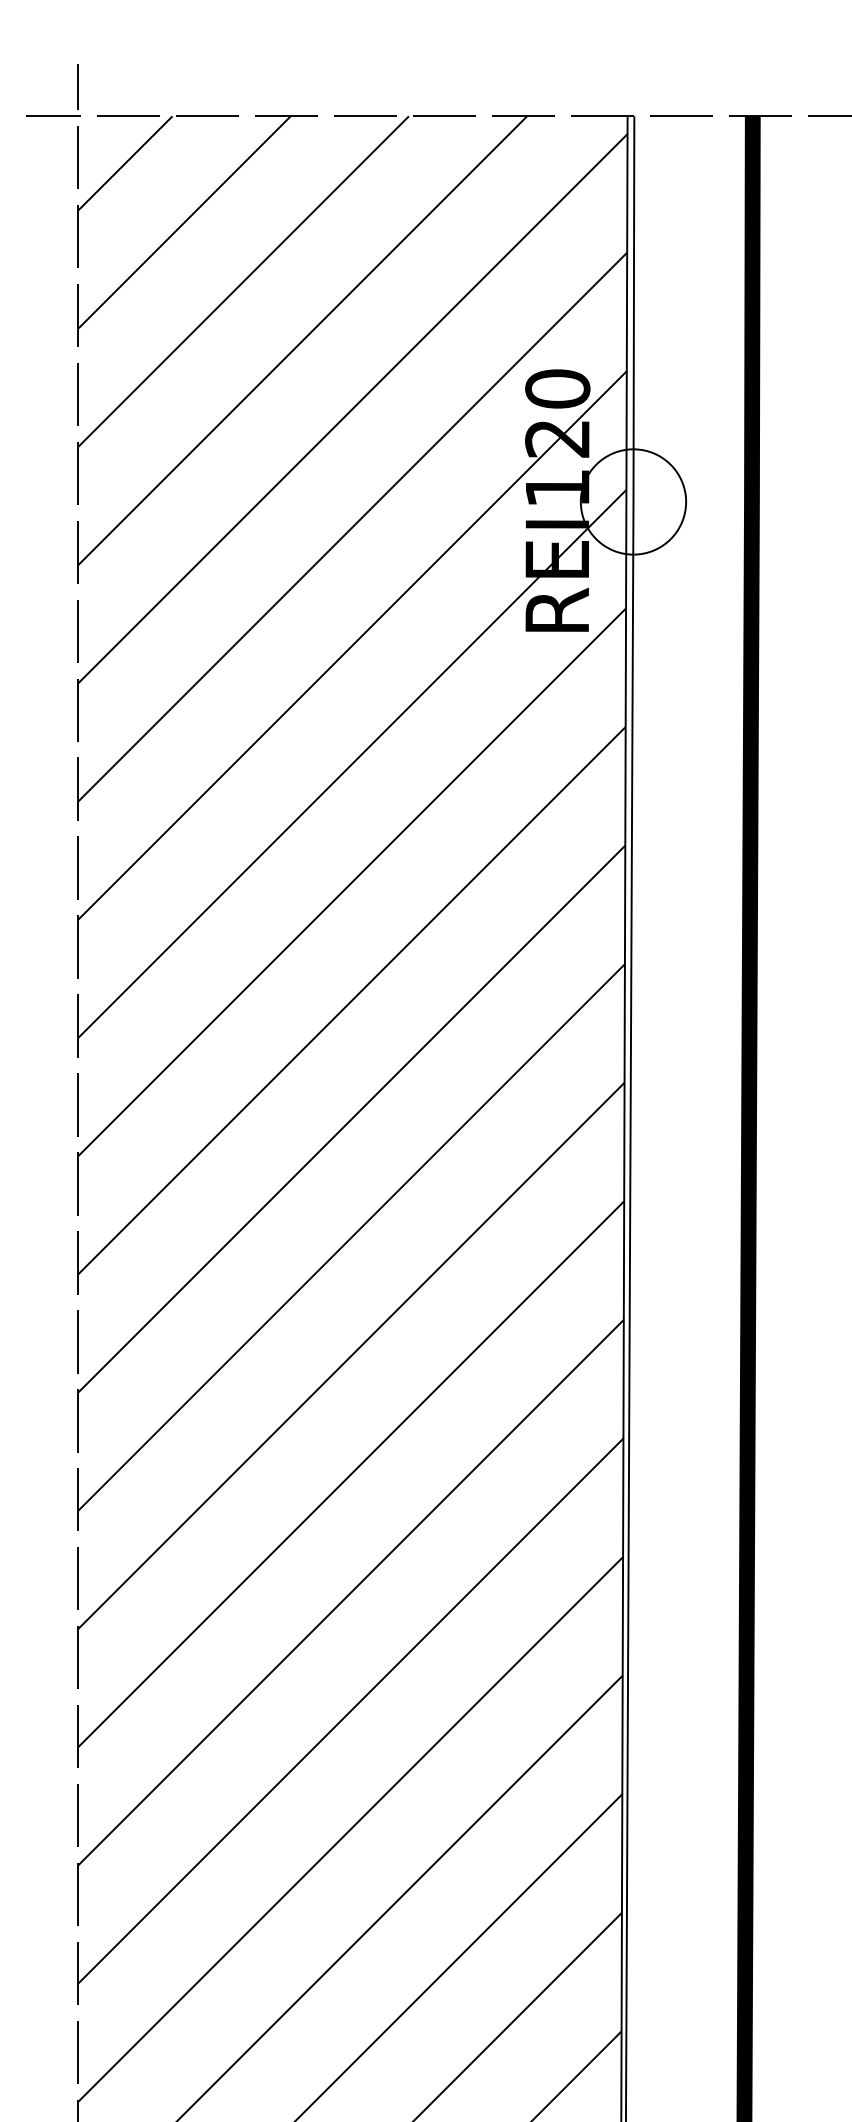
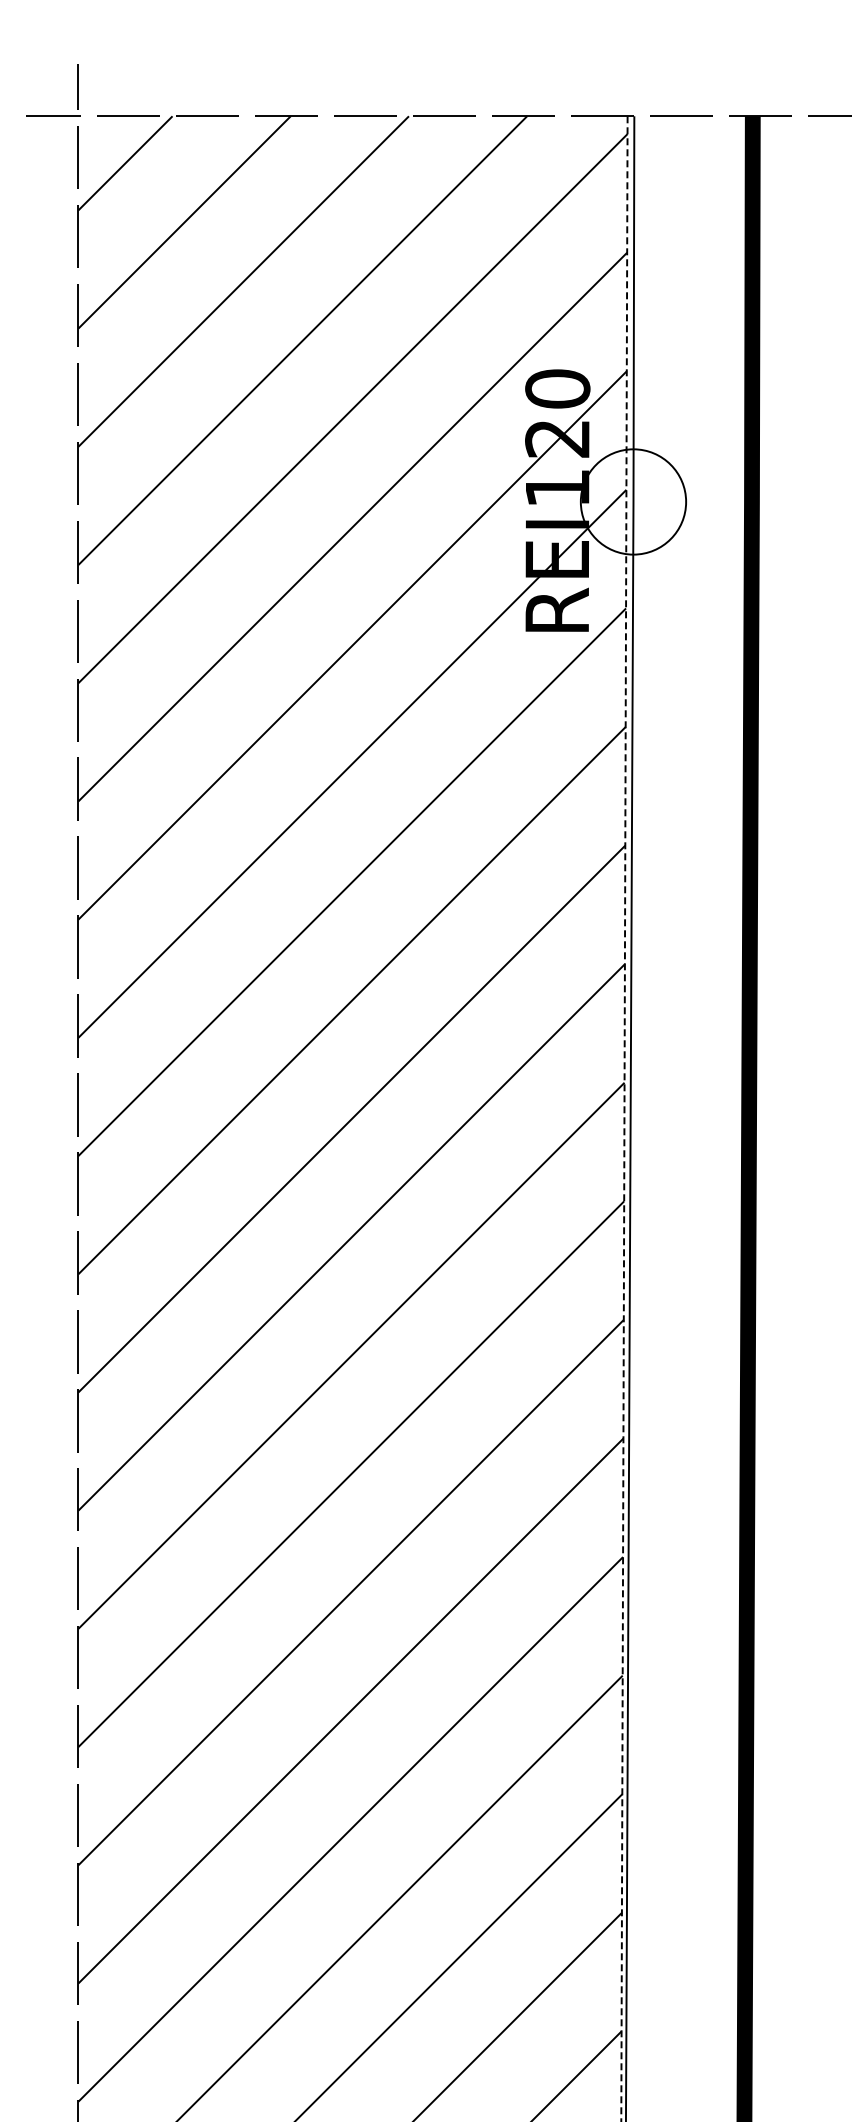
line: solid -> dashed (624, 1119)
